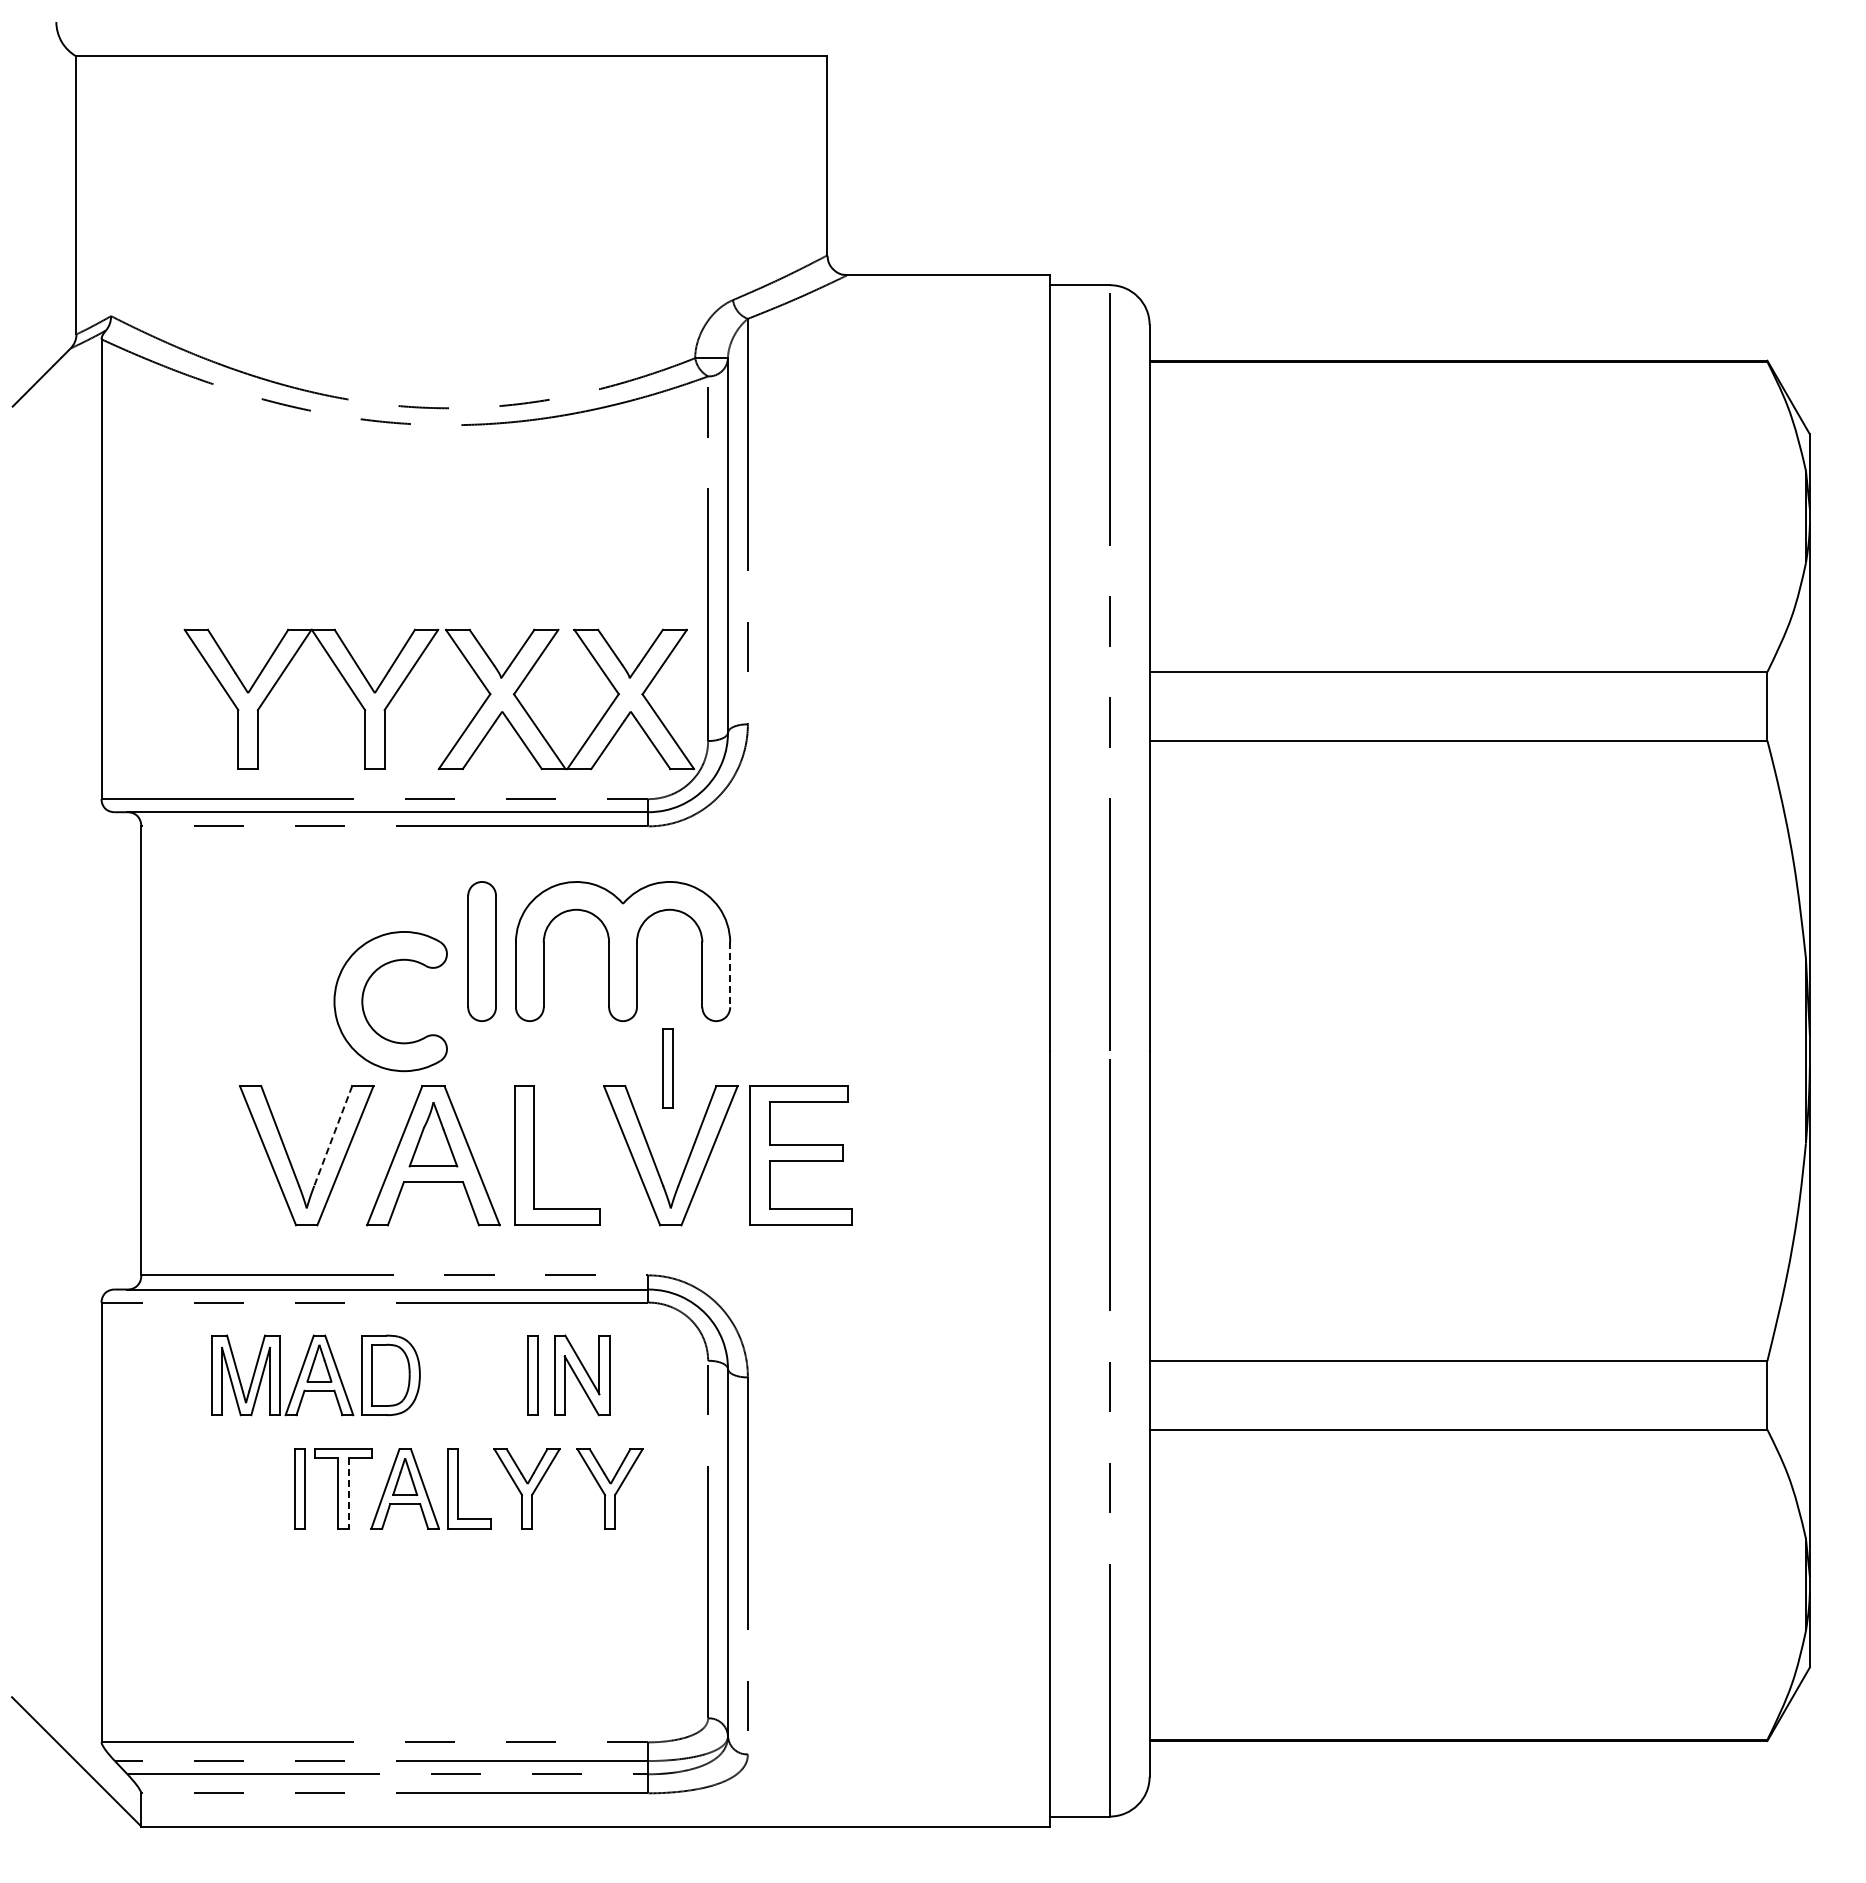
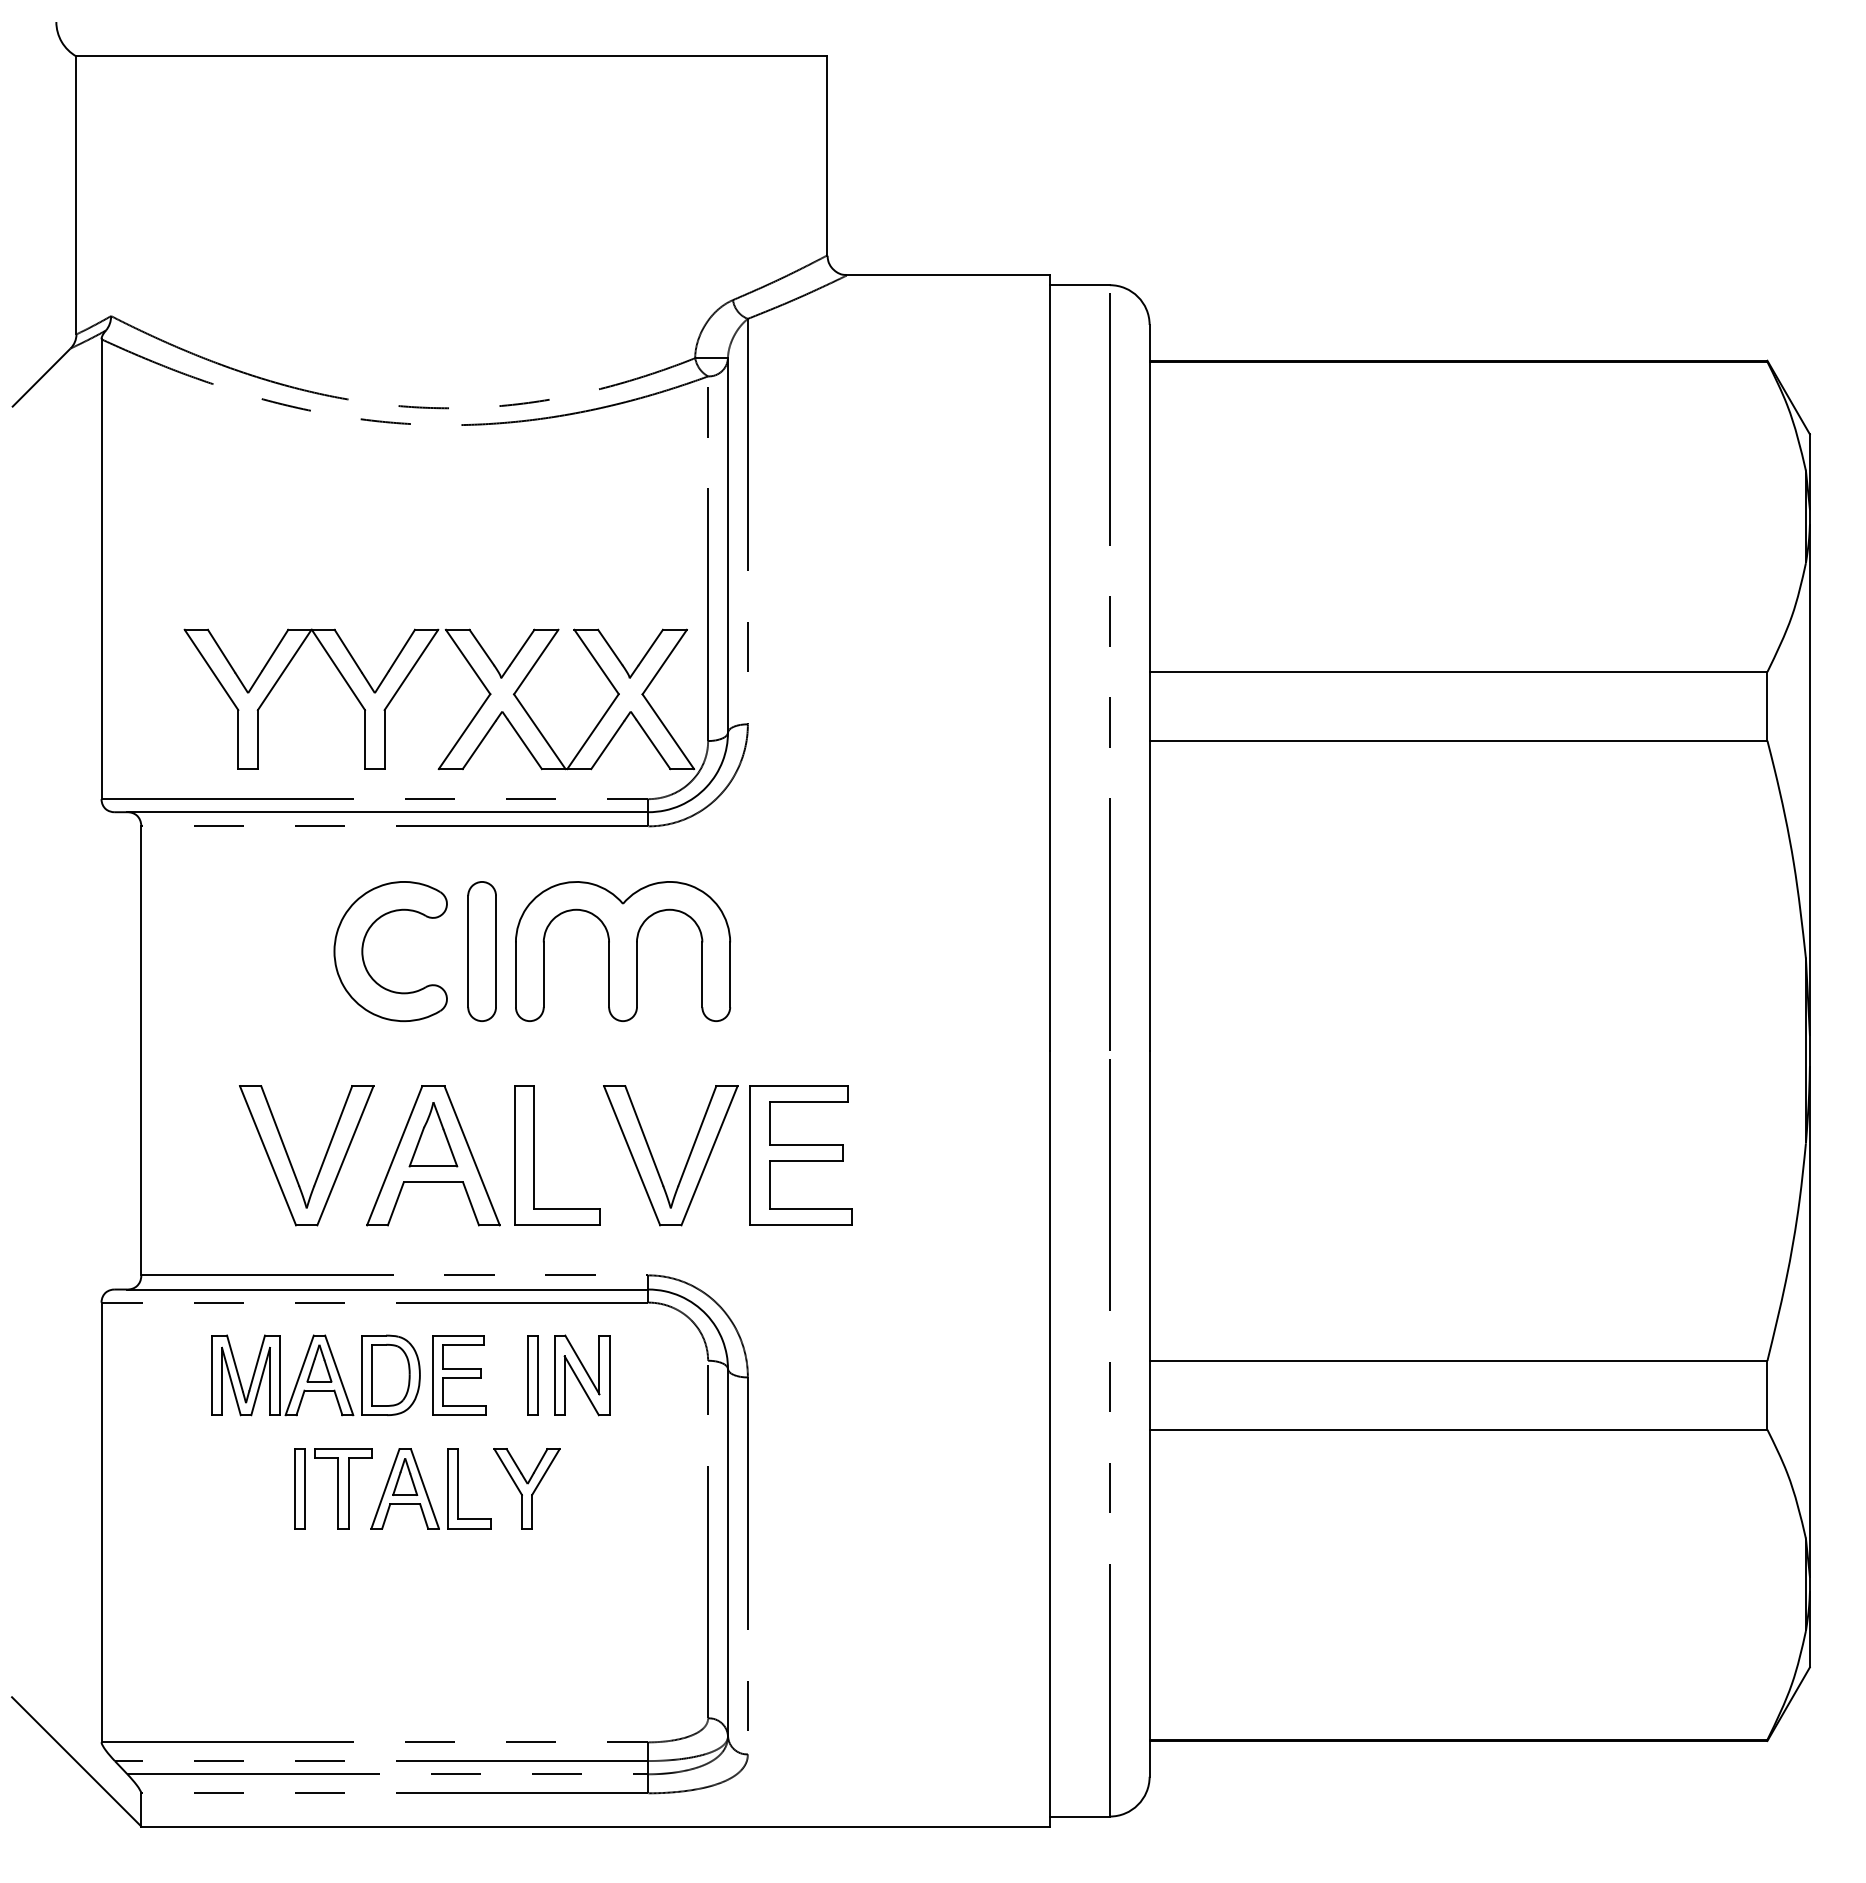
line: dashed -> solid (730, 975)
part position: (363, 1001) -> (363, 951) (363, 951)
part: present -> none (667, 1068)
line: dashed -> solid (333, 1136)
part: none -> present (459, 1375)
part: present -> none (609, 1488)
line: dashed -> solid (348, 1493)
